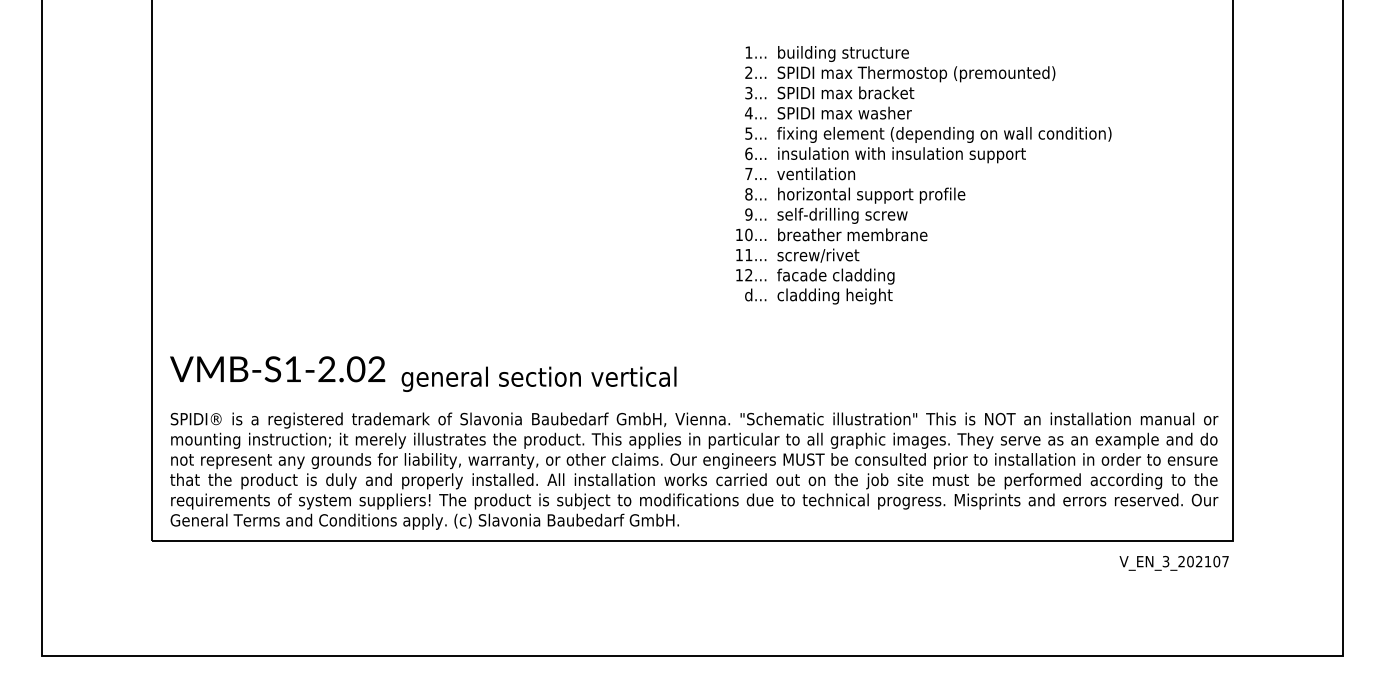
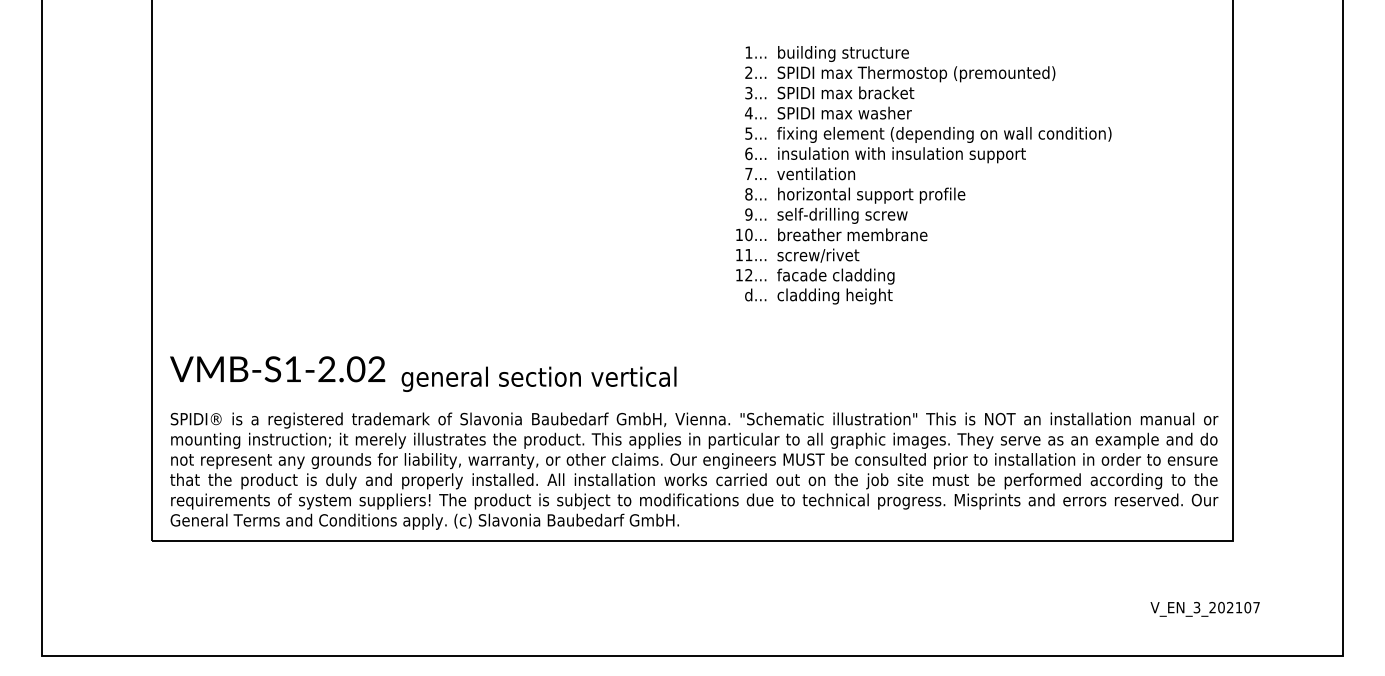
text position: (1173, 562) -> (1204, 608) (1204, 608)
